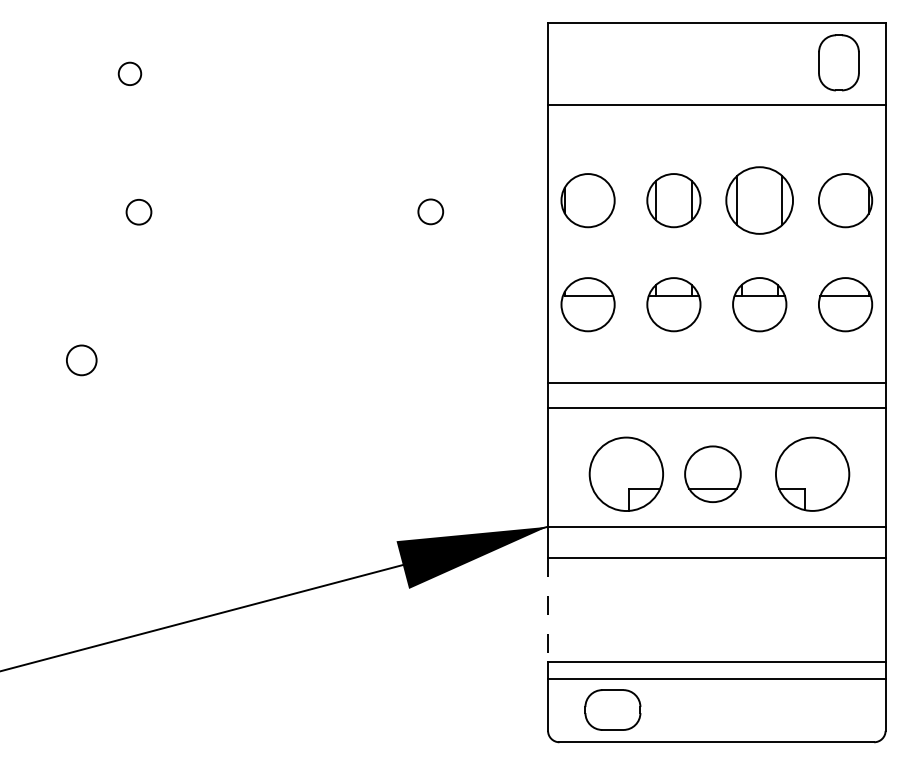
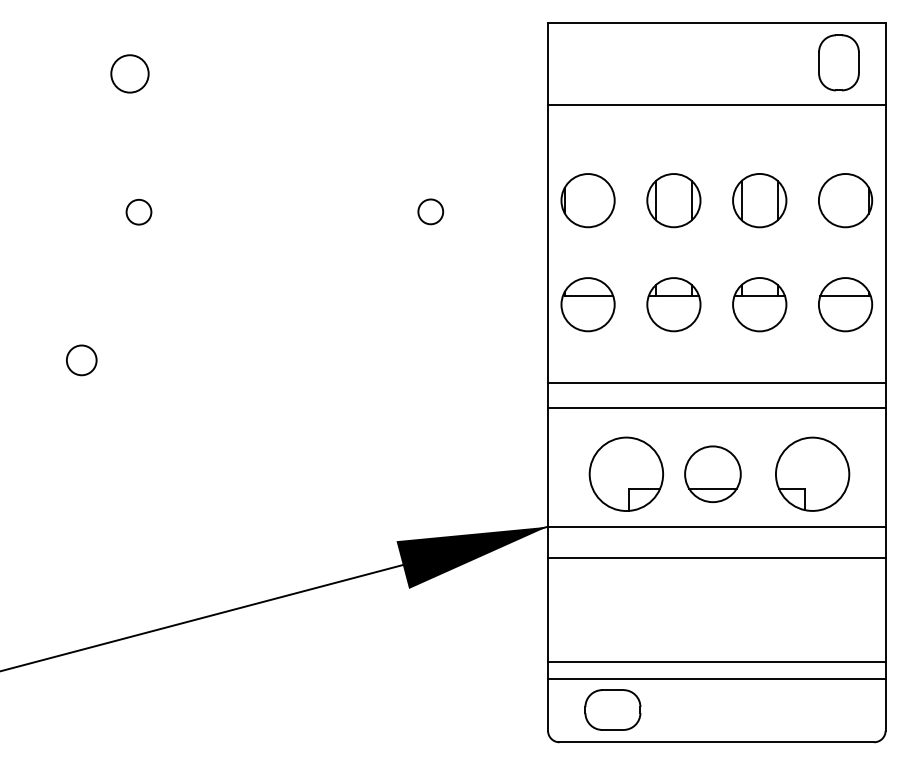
circle diameter: 22 px -> 37 px (129, 73)
part size: 69x69 px -> 56x56 px (759, 200)
line: dashed -> solid (548, 610)
